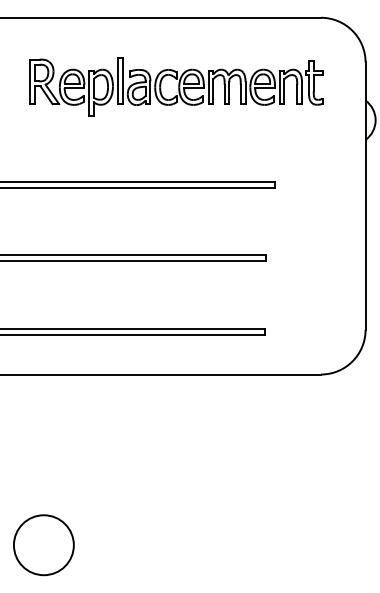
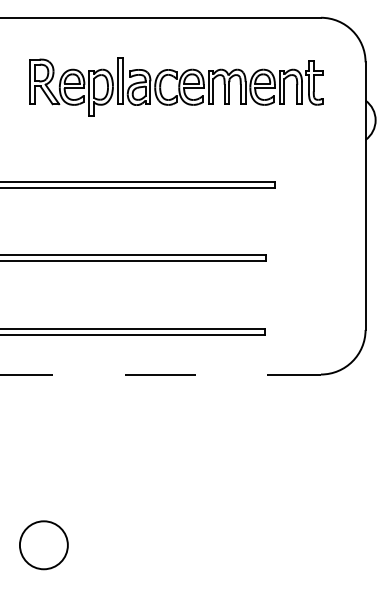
line: solid -> dashed (161, 374)
circle size: 62x63 px -> 50x51 px (43, 545)
